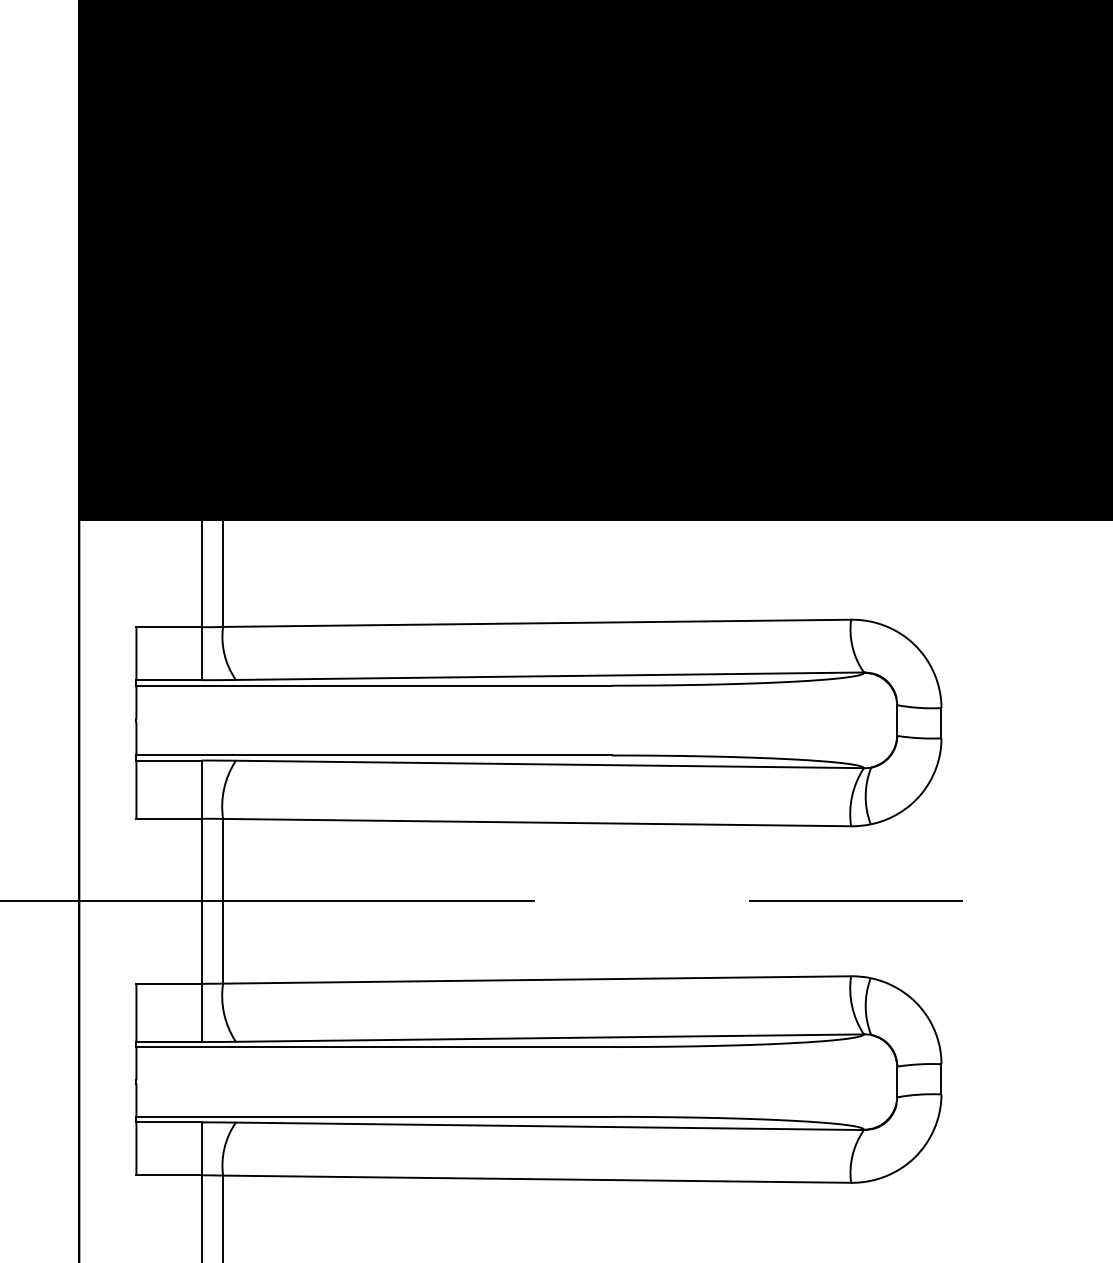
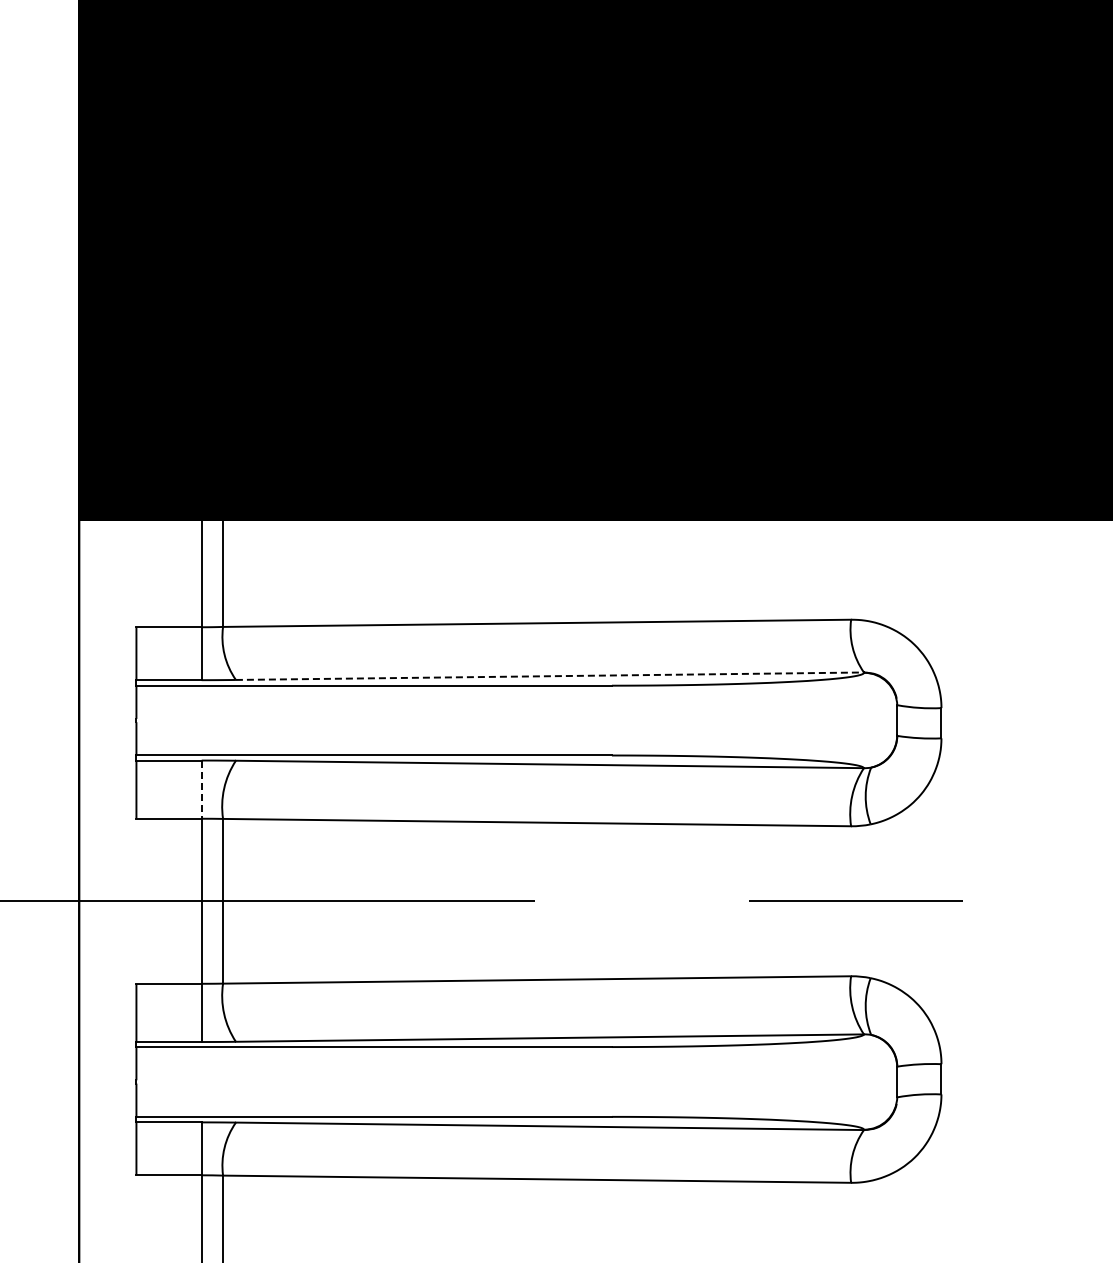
line: solid -> dashed (550, 676)
line: solid -> dashed (201, 790)
